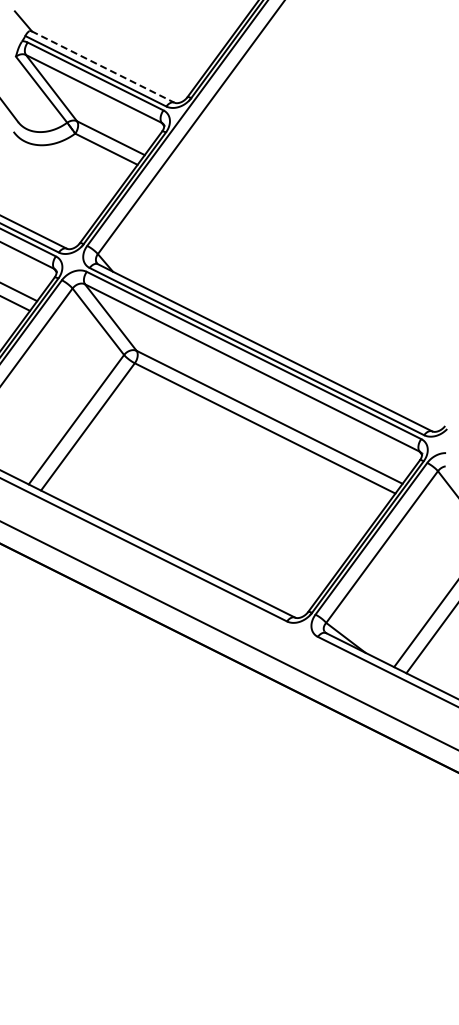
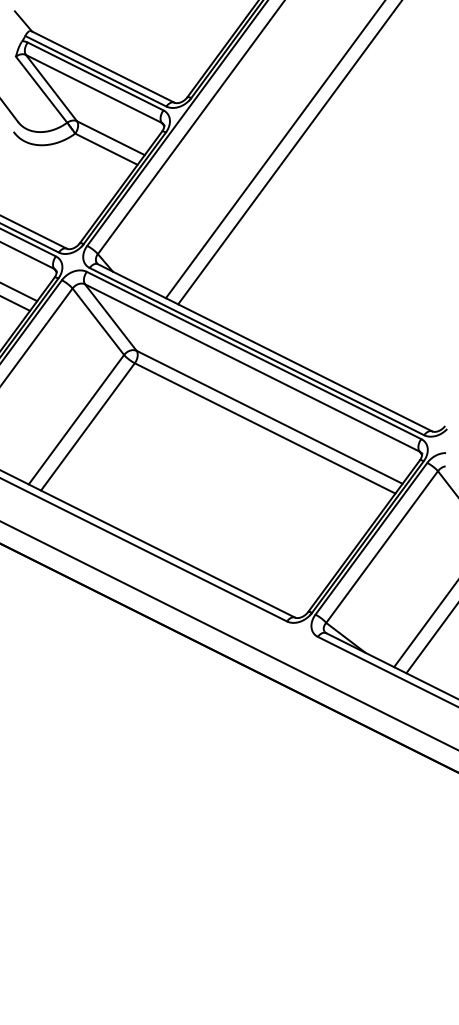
line: dashed -> solid (103, 67)
line: none -> present (274, 150)
line: none -> present (289, 153)
